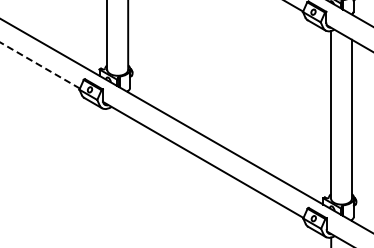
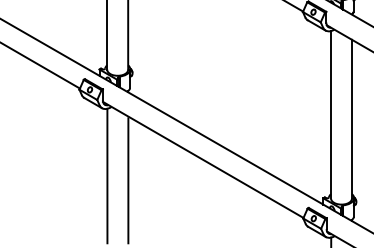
line: dashed -> solid (40, 65)
line: none -> present (107, 175)
line: none -> present (128, 180)
